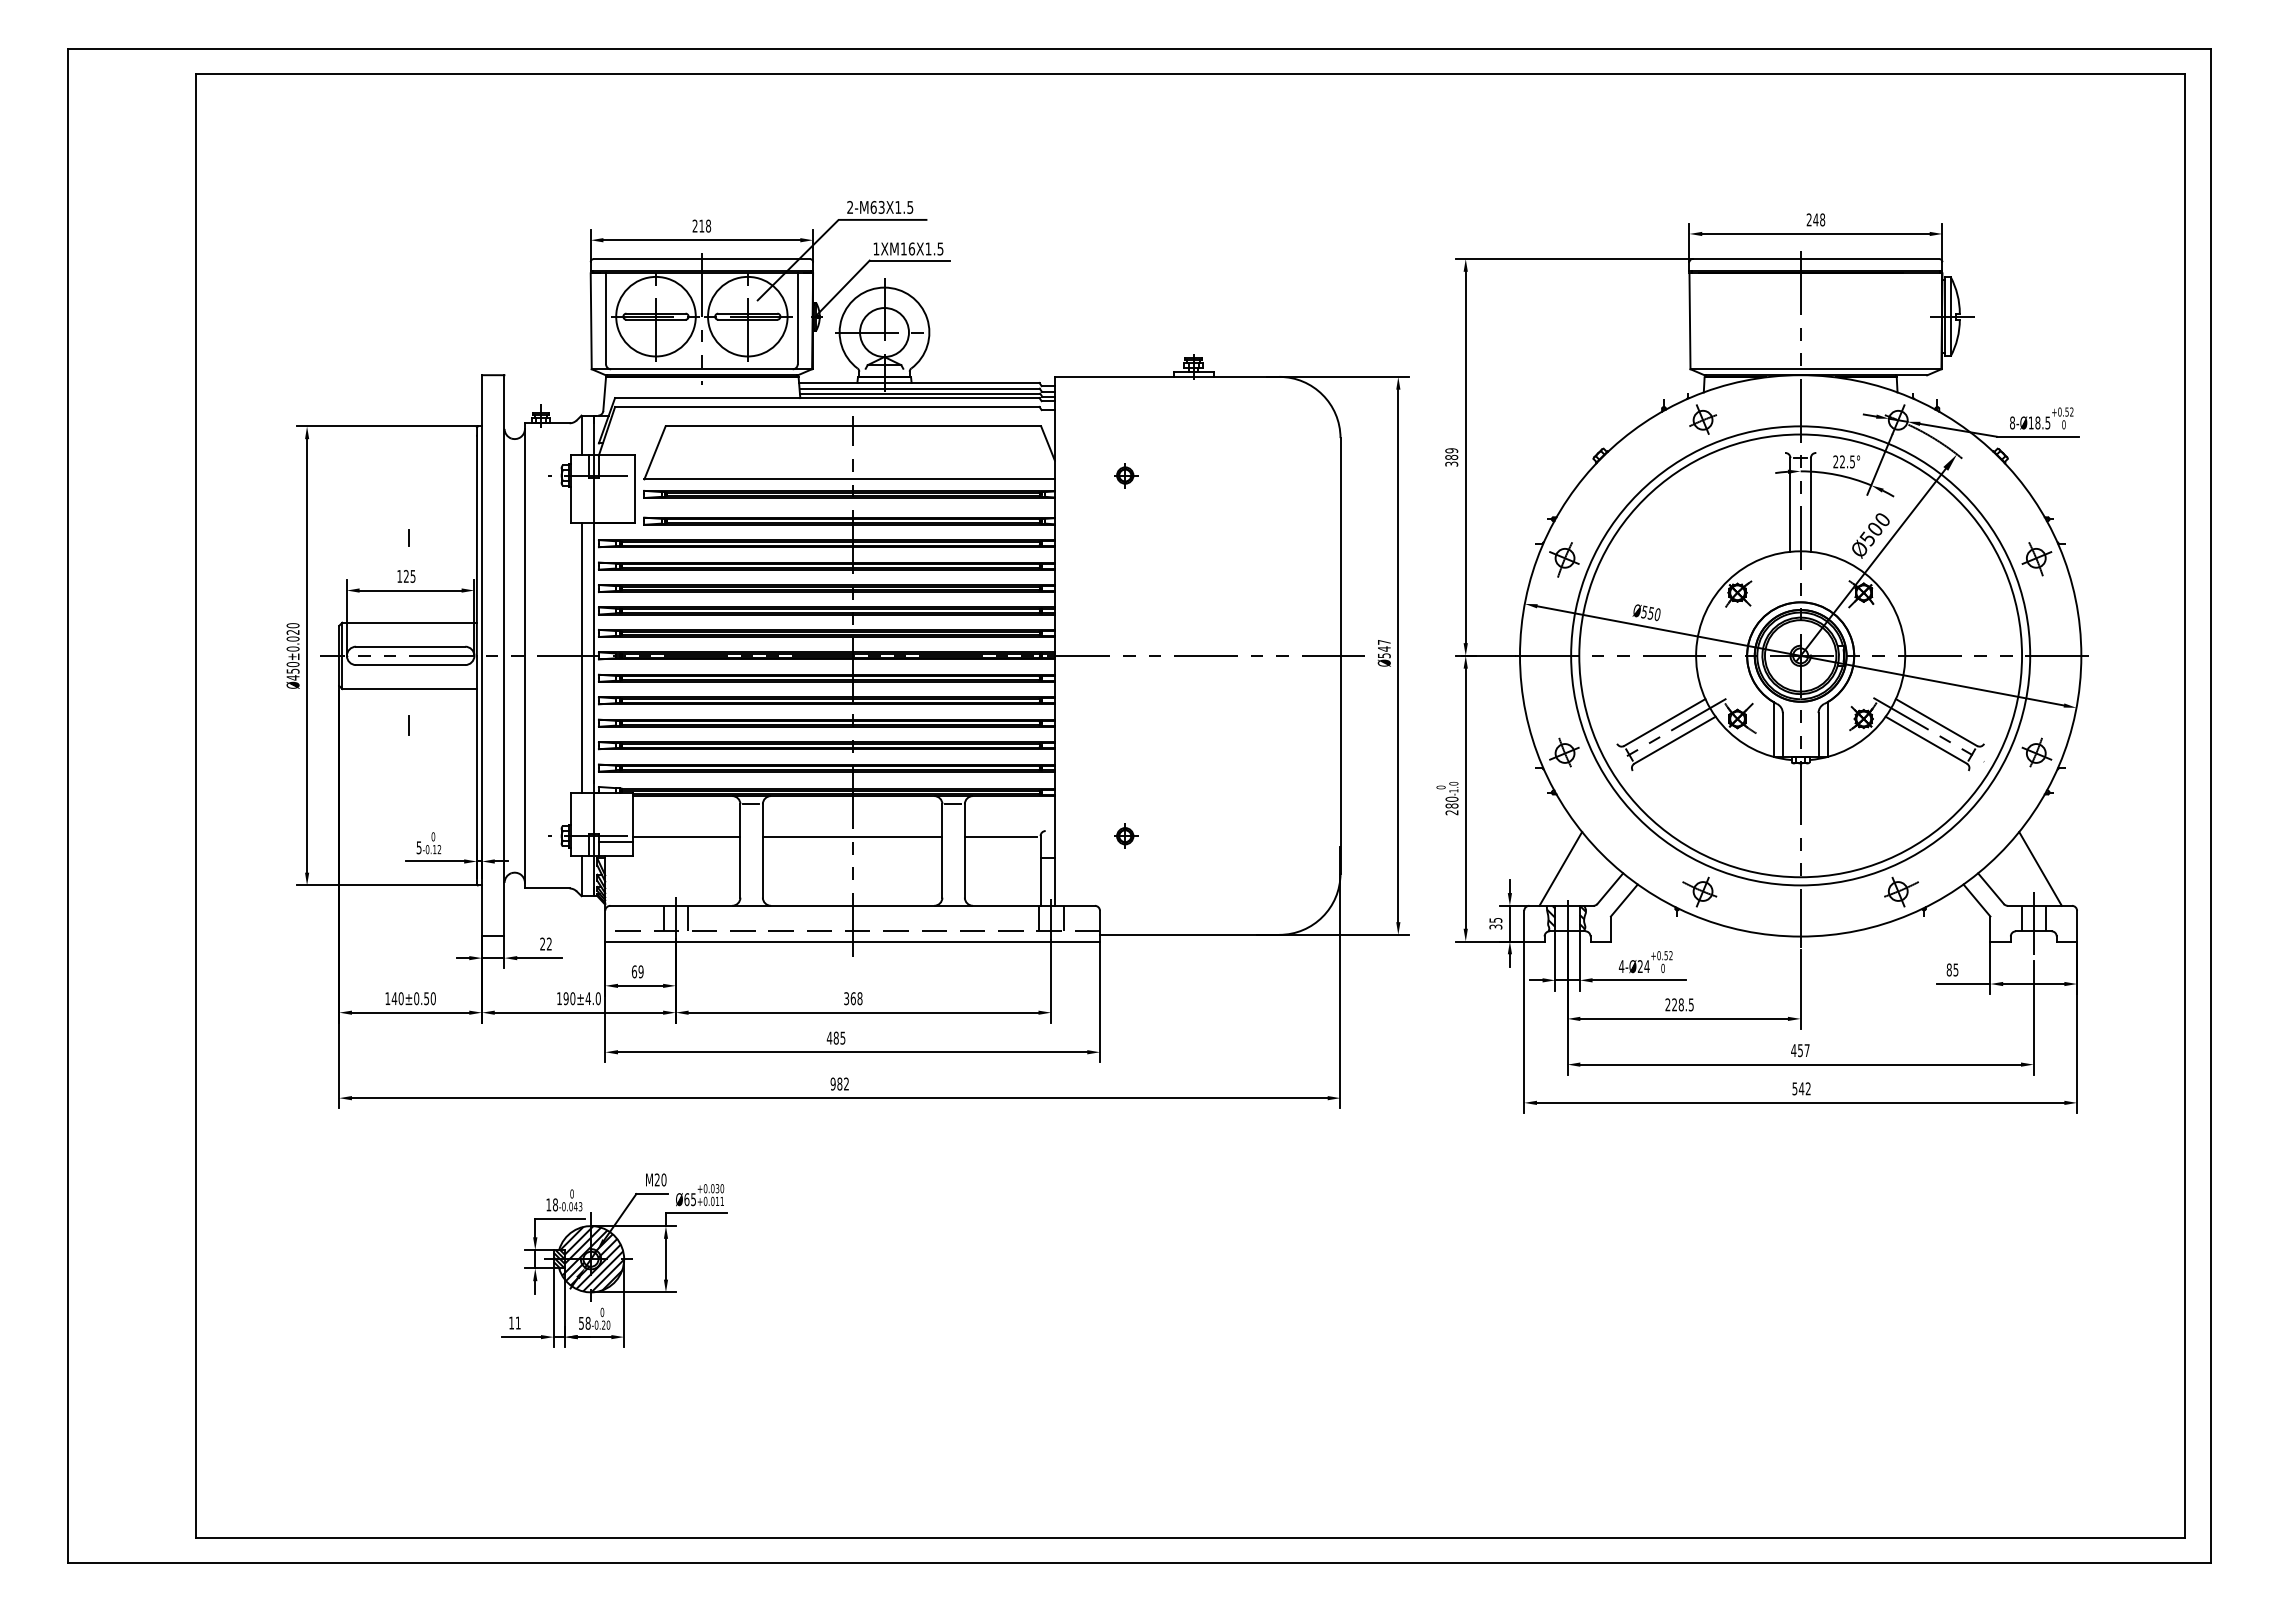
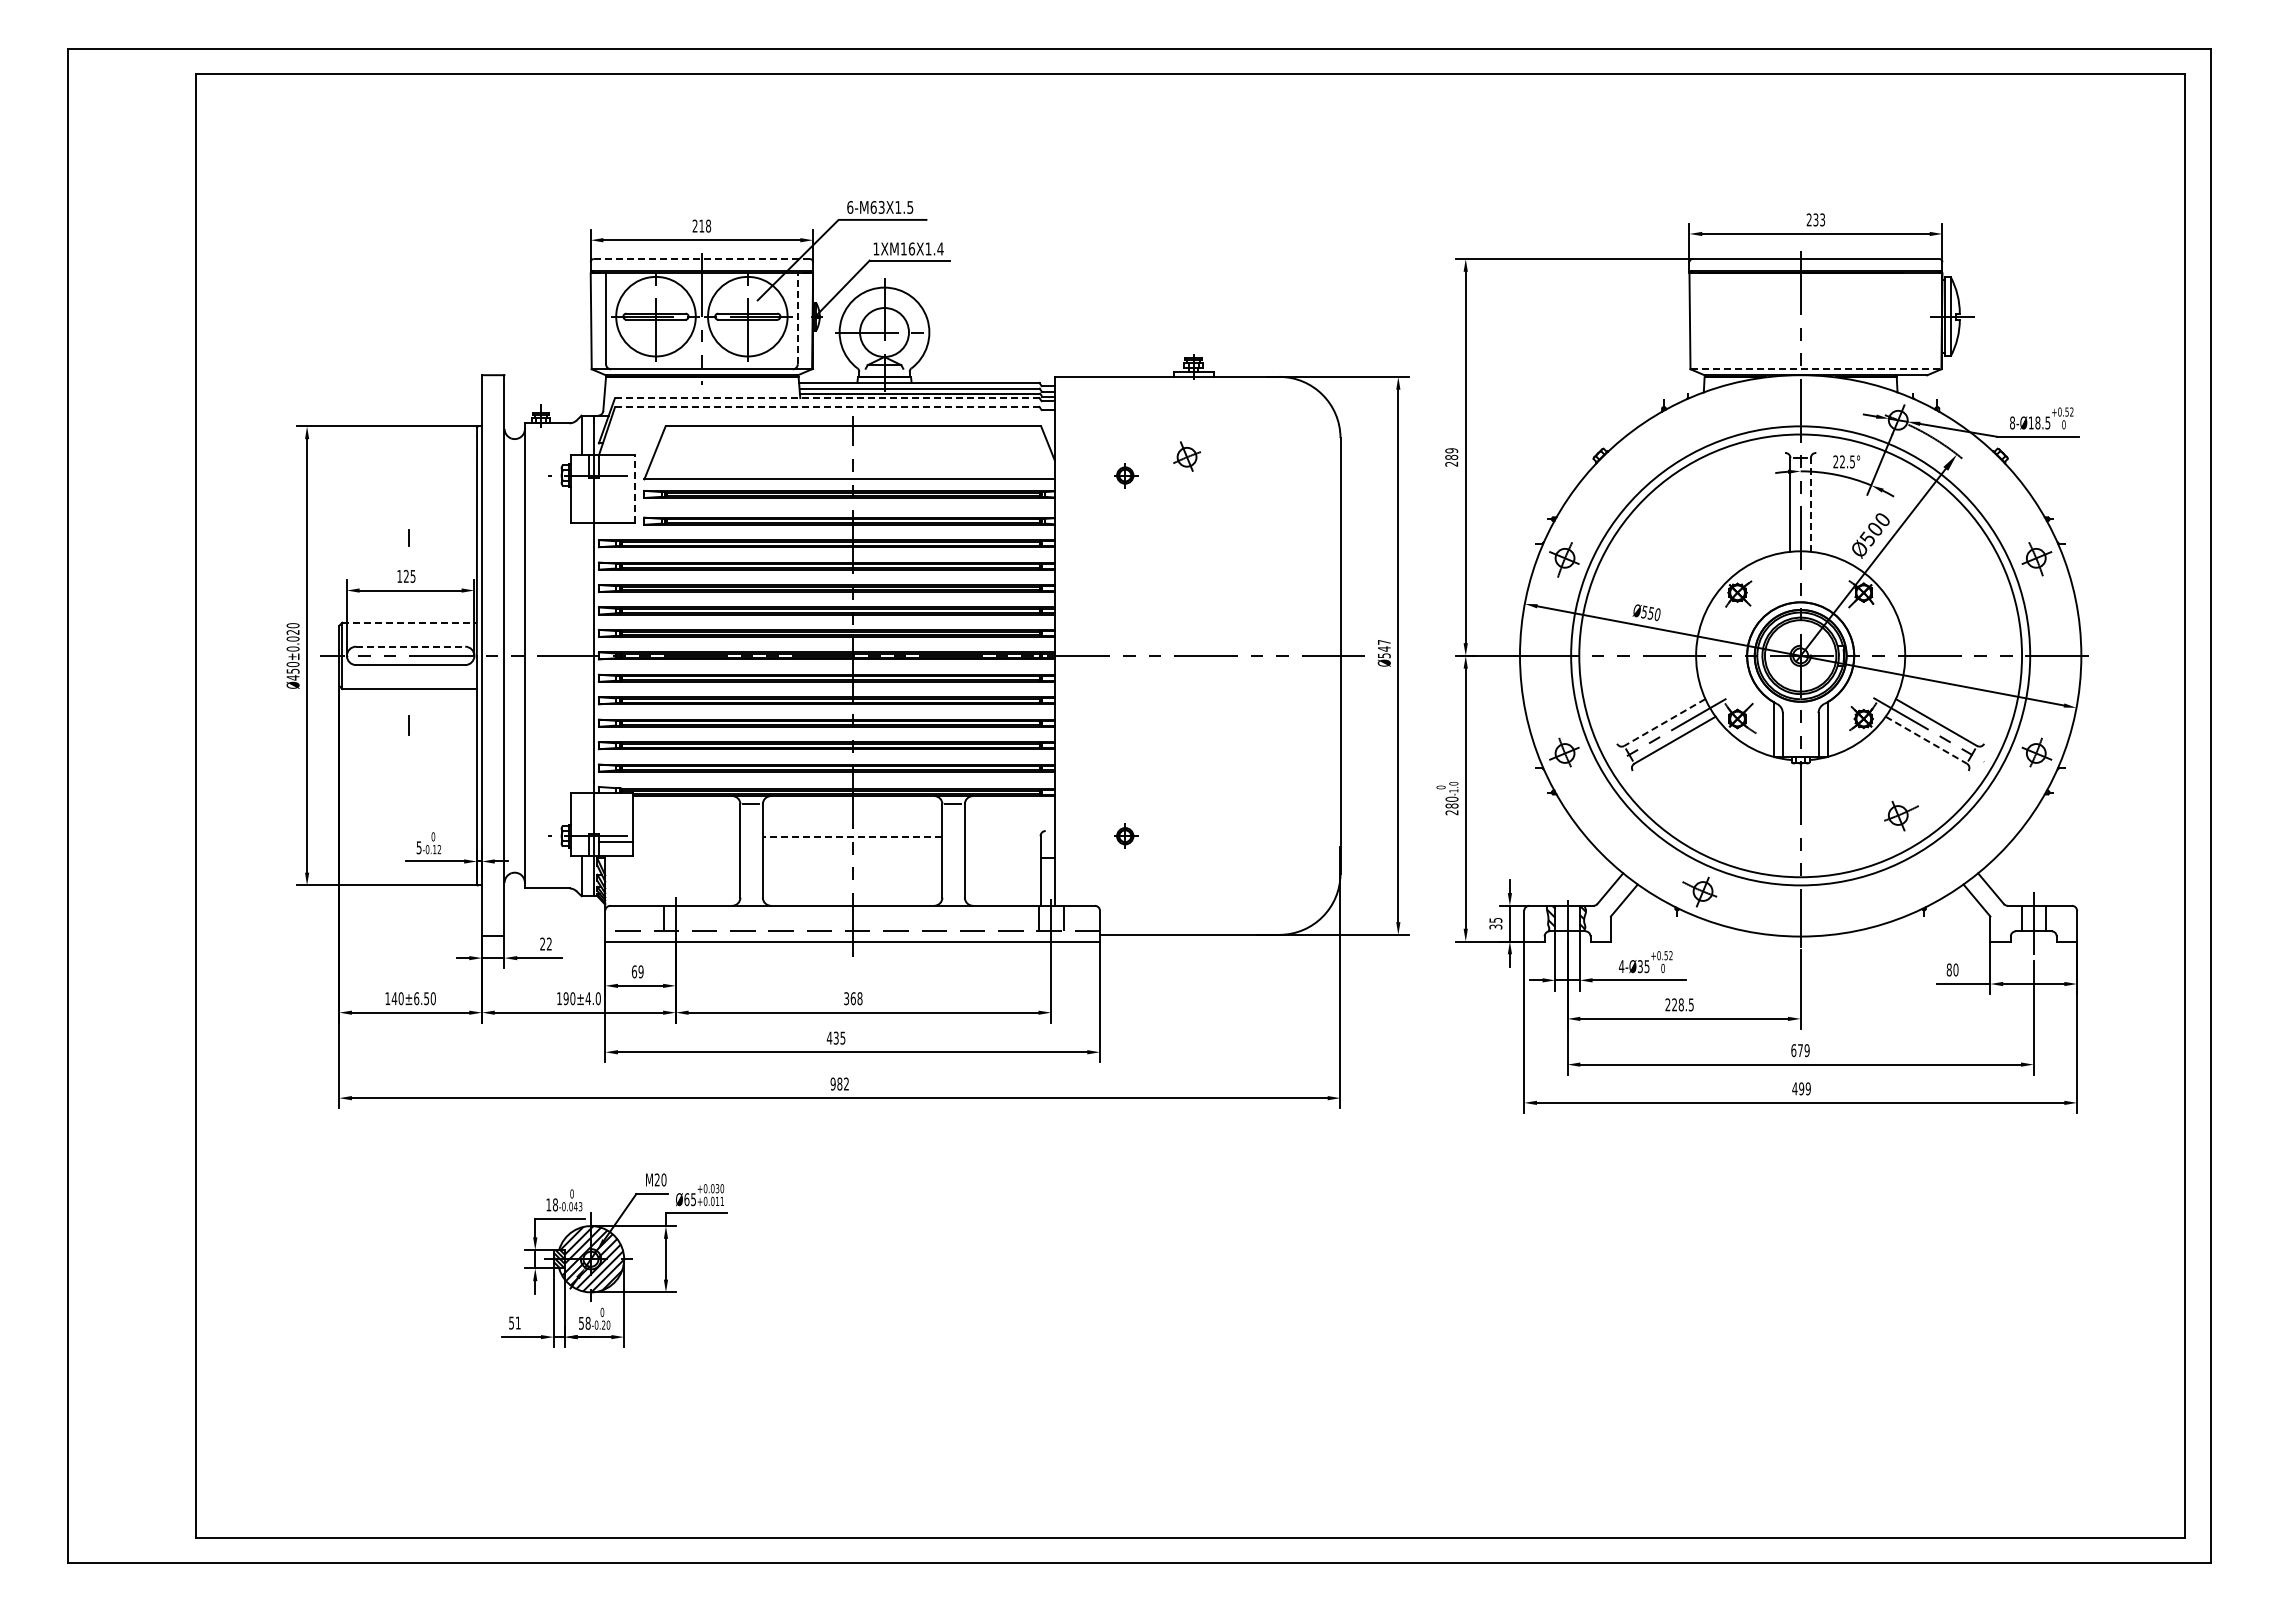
text: 2-M63X1.5 -> 6-M63X1.5 (850, 207)
text: 248 -> 233 (1819, 219)
text: 1XM16X1.5 -> 1XM16X1.4 (940, 248)
line: solid -> dashed (701, 259)
line: solid -> dashed (797, 318)
line: solid -> dashed (1816, 369)
line: solid -> dashed (826, 398)
line: solid -> dashed (826, 406)
part position: (1703, 419) -> (1187, 456) (1187, 456)
text: 389 -> 289 (1452, 463)
line: solid -> dashed (634, 489)
line: solid -> dashed (1810, 504)
line: solid -> dashed (410, 622)
line: solid -> dashed (410, 646)
line: present -> none (581, 657)
line: solid -> dashed (1664, 722)
line: solid -> dashed (1926, 740)
line: present -> none (686, 837)
line: solid -> dashed (852, 837)
line: present -> none (1000, 837)
line: present -> none (1560, 868)
line: present -> none (2040, 868)
part position: (1901, 892) -> (1901, 816) (1901, 816)
line: present -> none (688, 918)
text: 4-Ø24 -> 4-Ø35 (1643, 966)
text: 85 -> 80 (1955, 969)
text: ±0.50 -> ±6.50 (416, 998)
text: 485 -> 435 (835, 1037)
text: 457 -> 679 (1800, 1050)
text: 542 -> 499 (1801, 1088)
text: 11 -> 51 (511, 1322)
